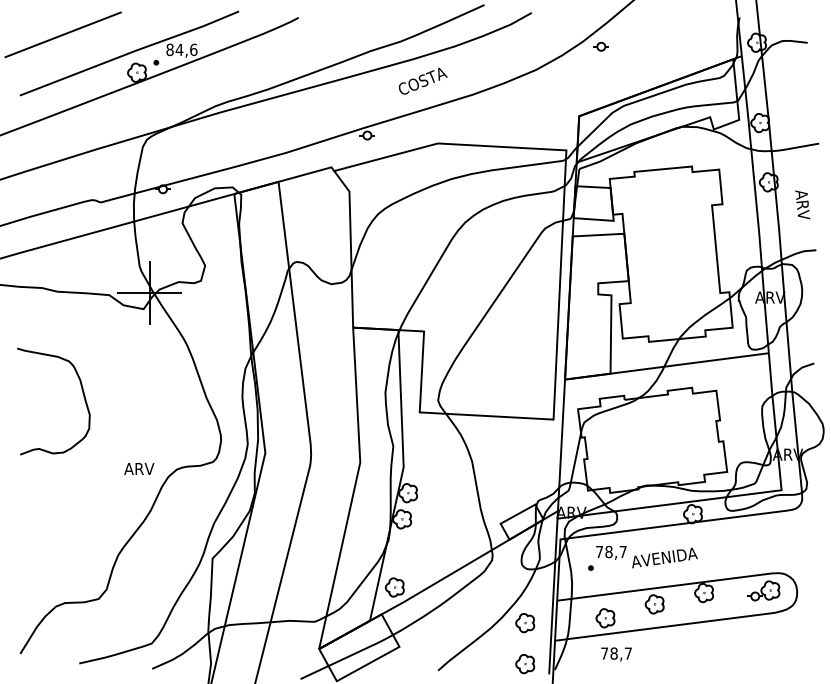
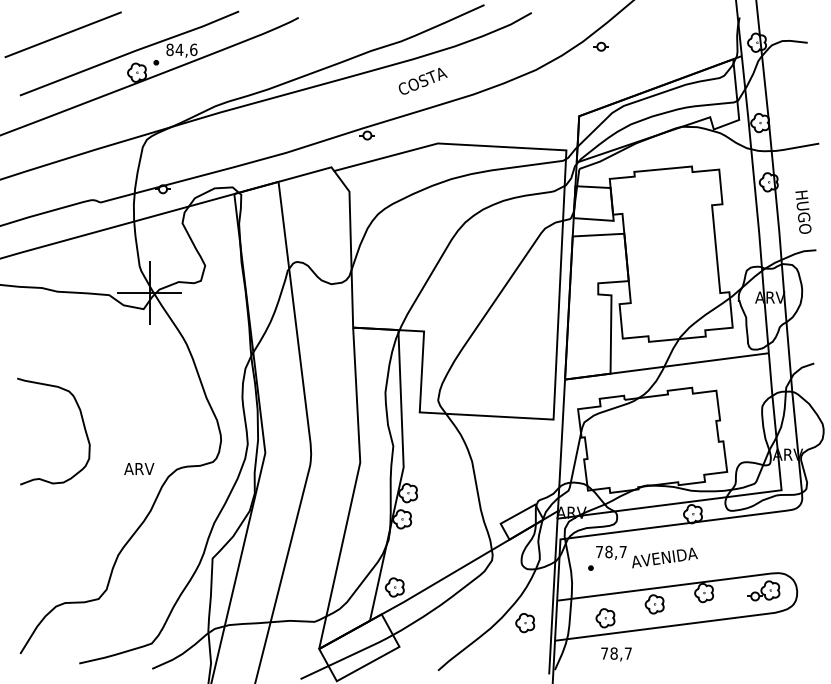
text: ARV -> HUGO (803, 211)
curve position: (82, 393) -> (82, 423) (82, 423)
part: present -> none (525, 664)
